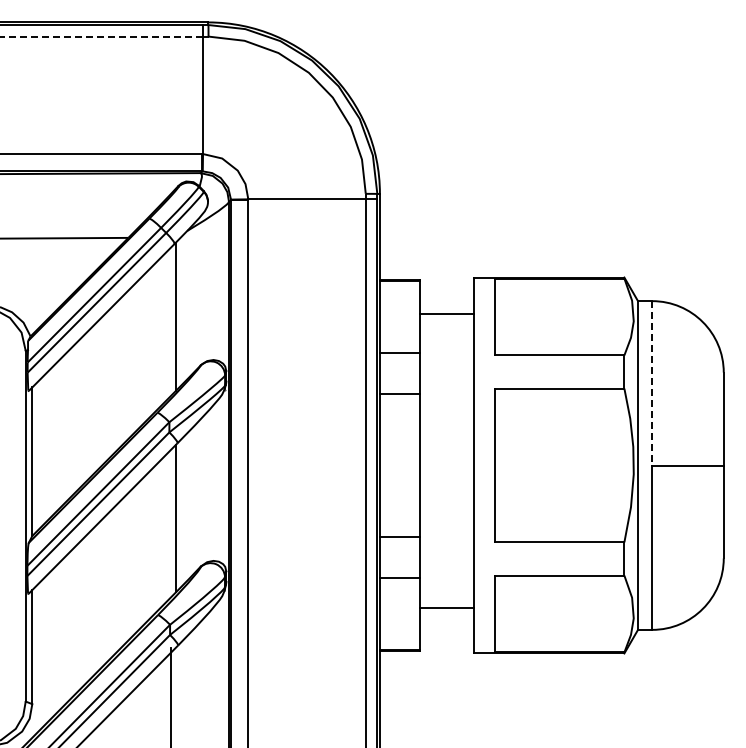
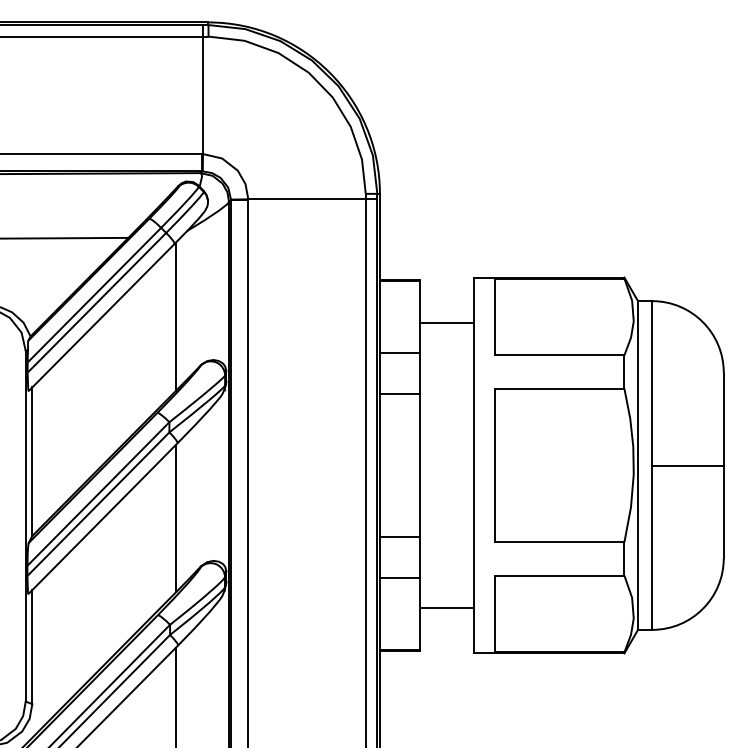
line: dashed -> solid (101, 36)
line position: (446, 313) -> (446, 322) (446, 322)
line: dashed -> solid (652, 383)
line position: (170, 695) -> (175, 695) (175, 695)
